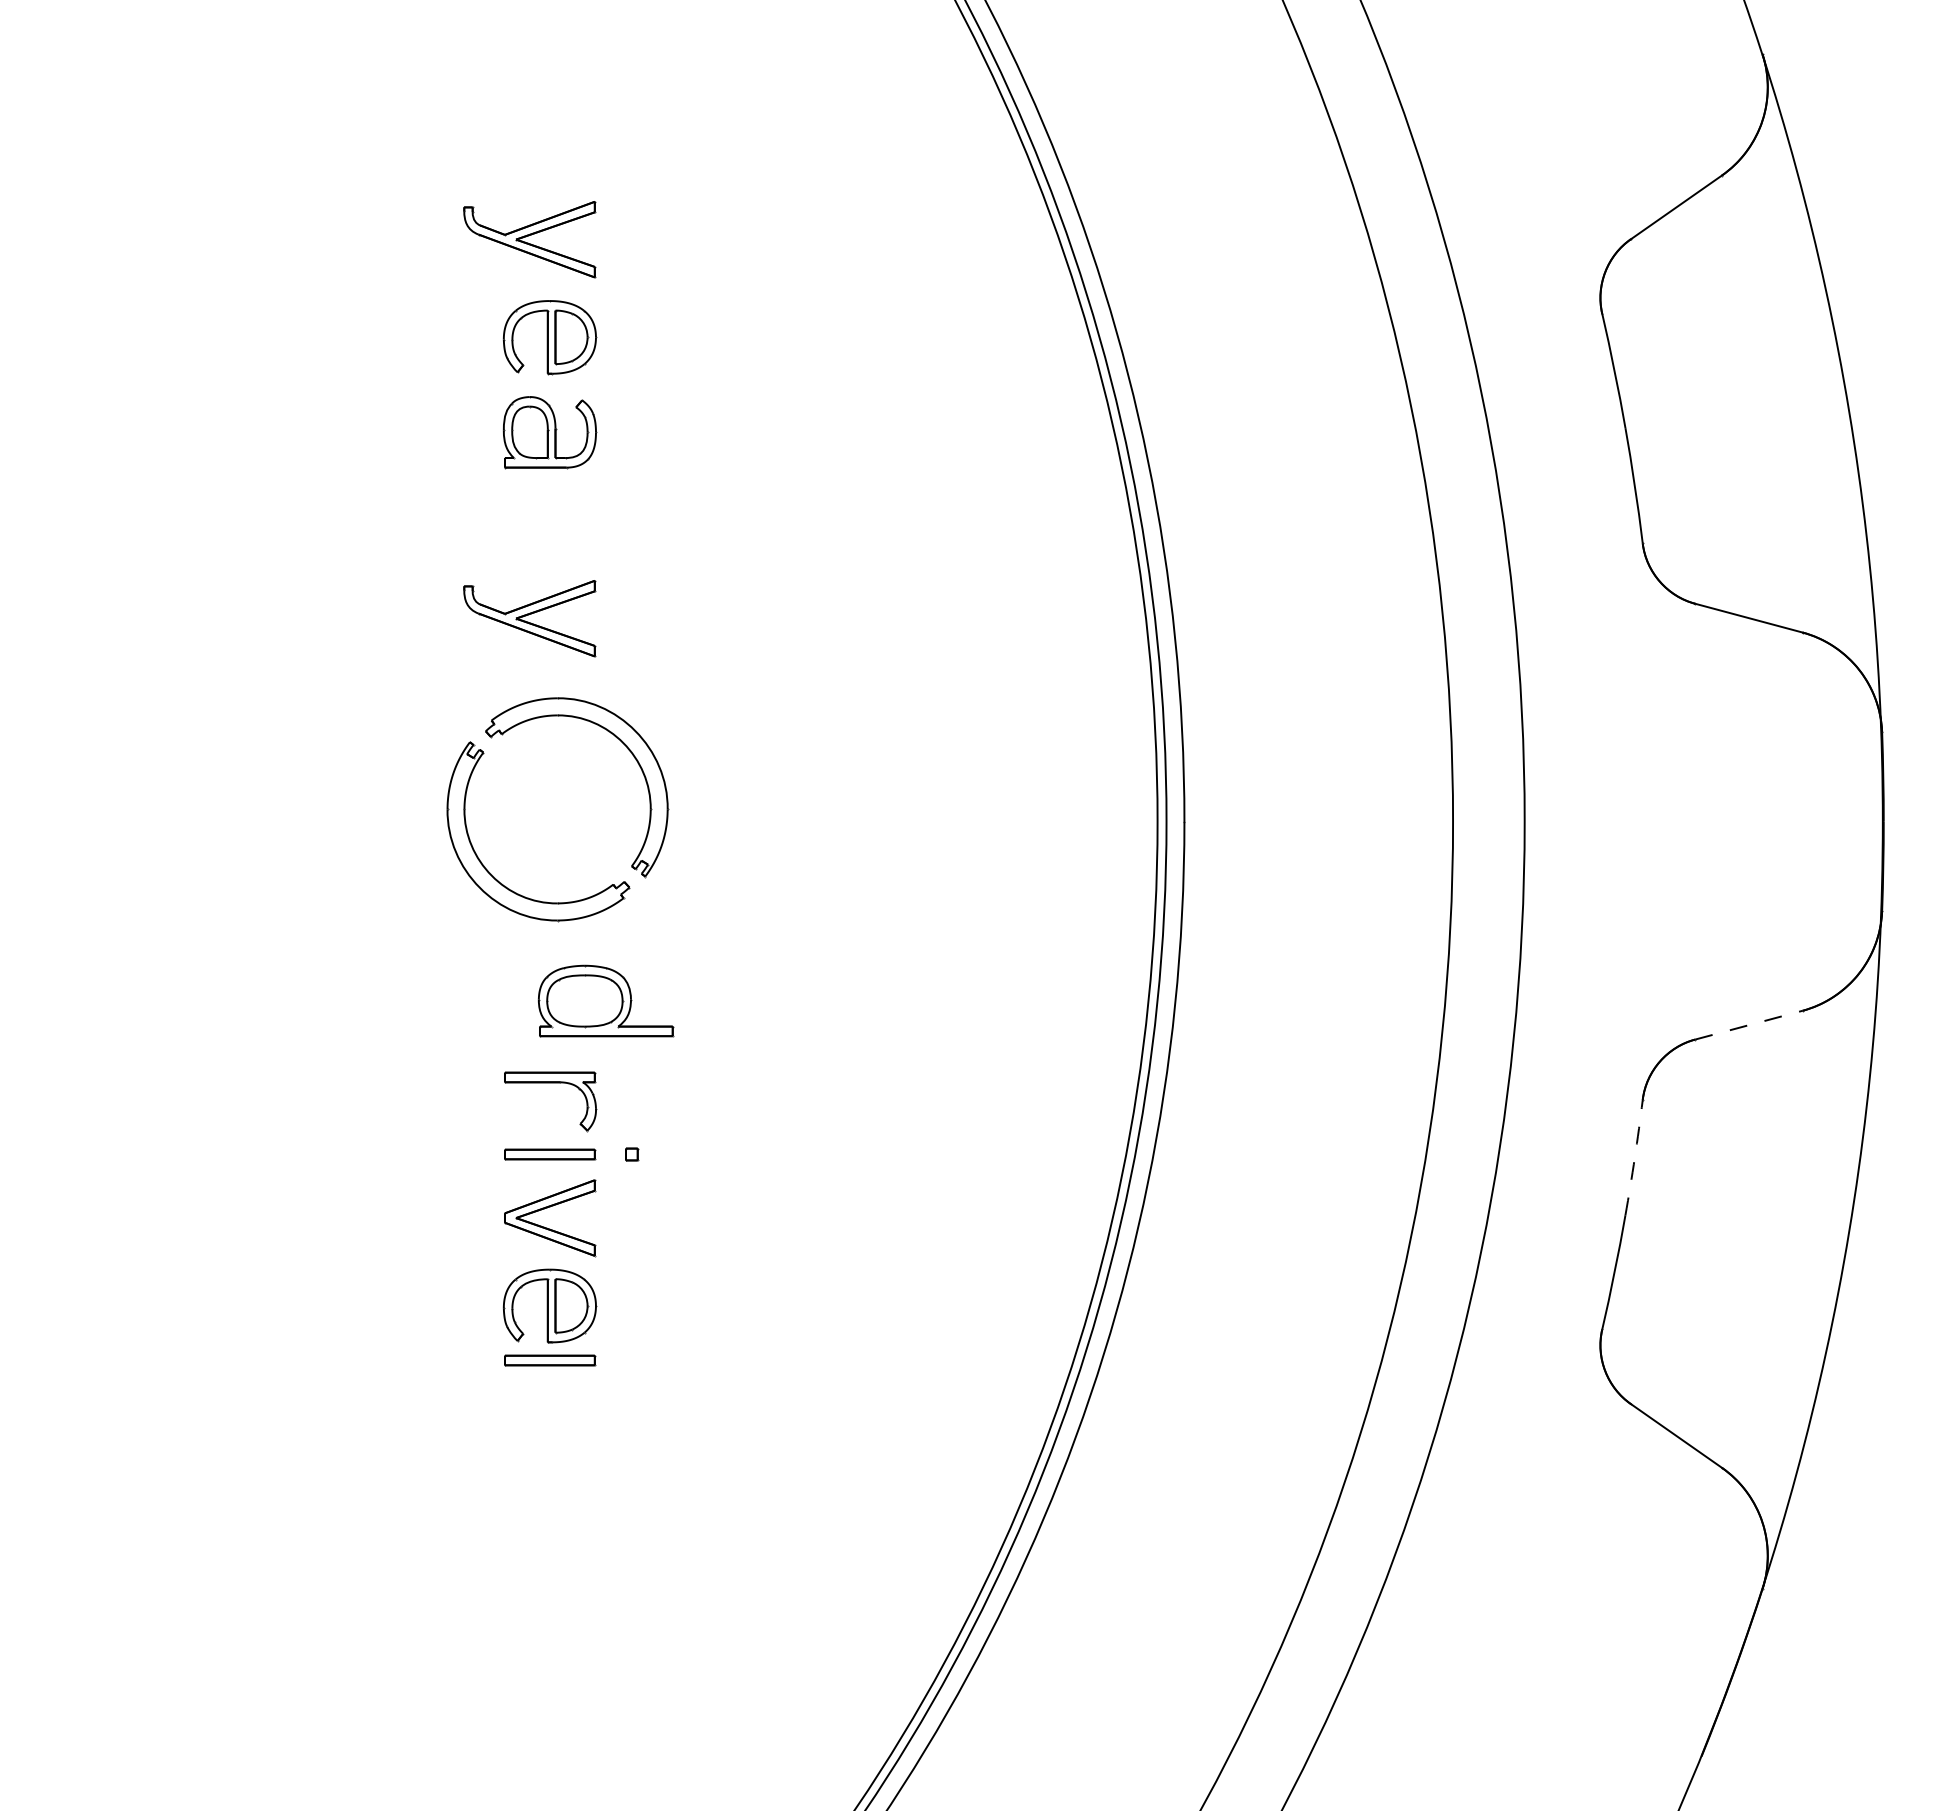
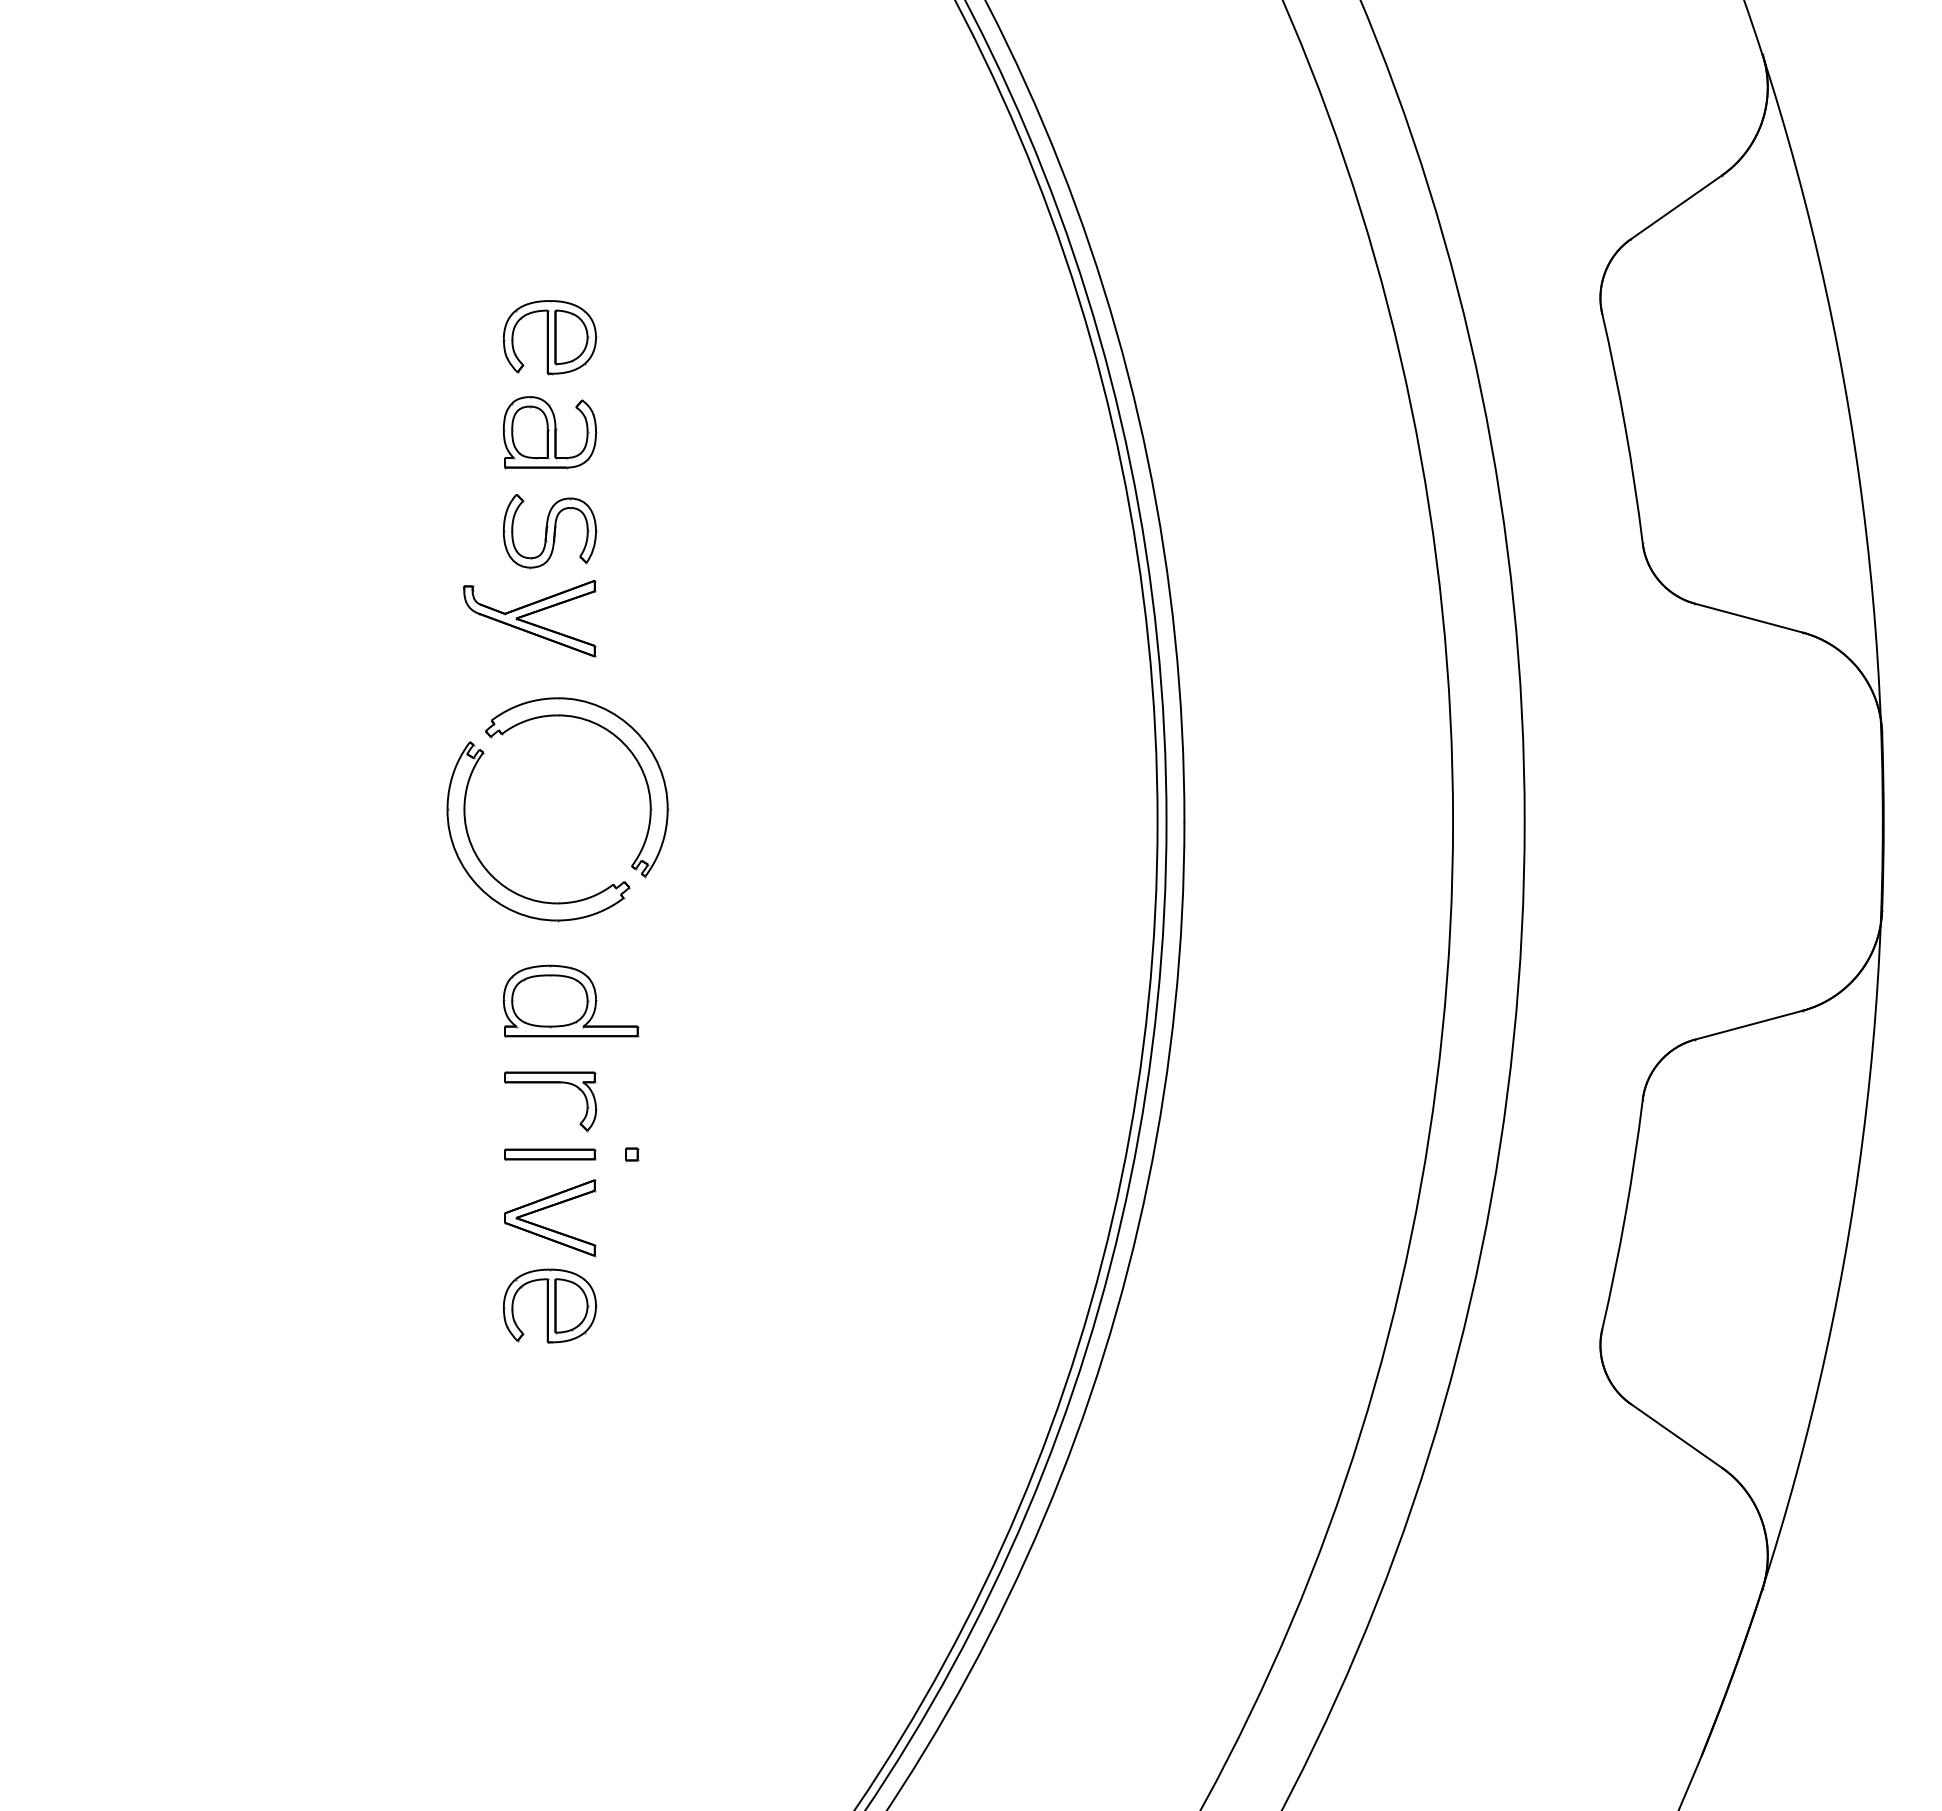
part: present -> none (529, 239)
part: none -> present (549, 531)
part position: (605, 1000) -> (570, 1000) (570, 1000)
line: dashed -> solid (1748, 1025)
arc: dashed -> solid (1634, 1157)
part: present -> none (550, 1360)
